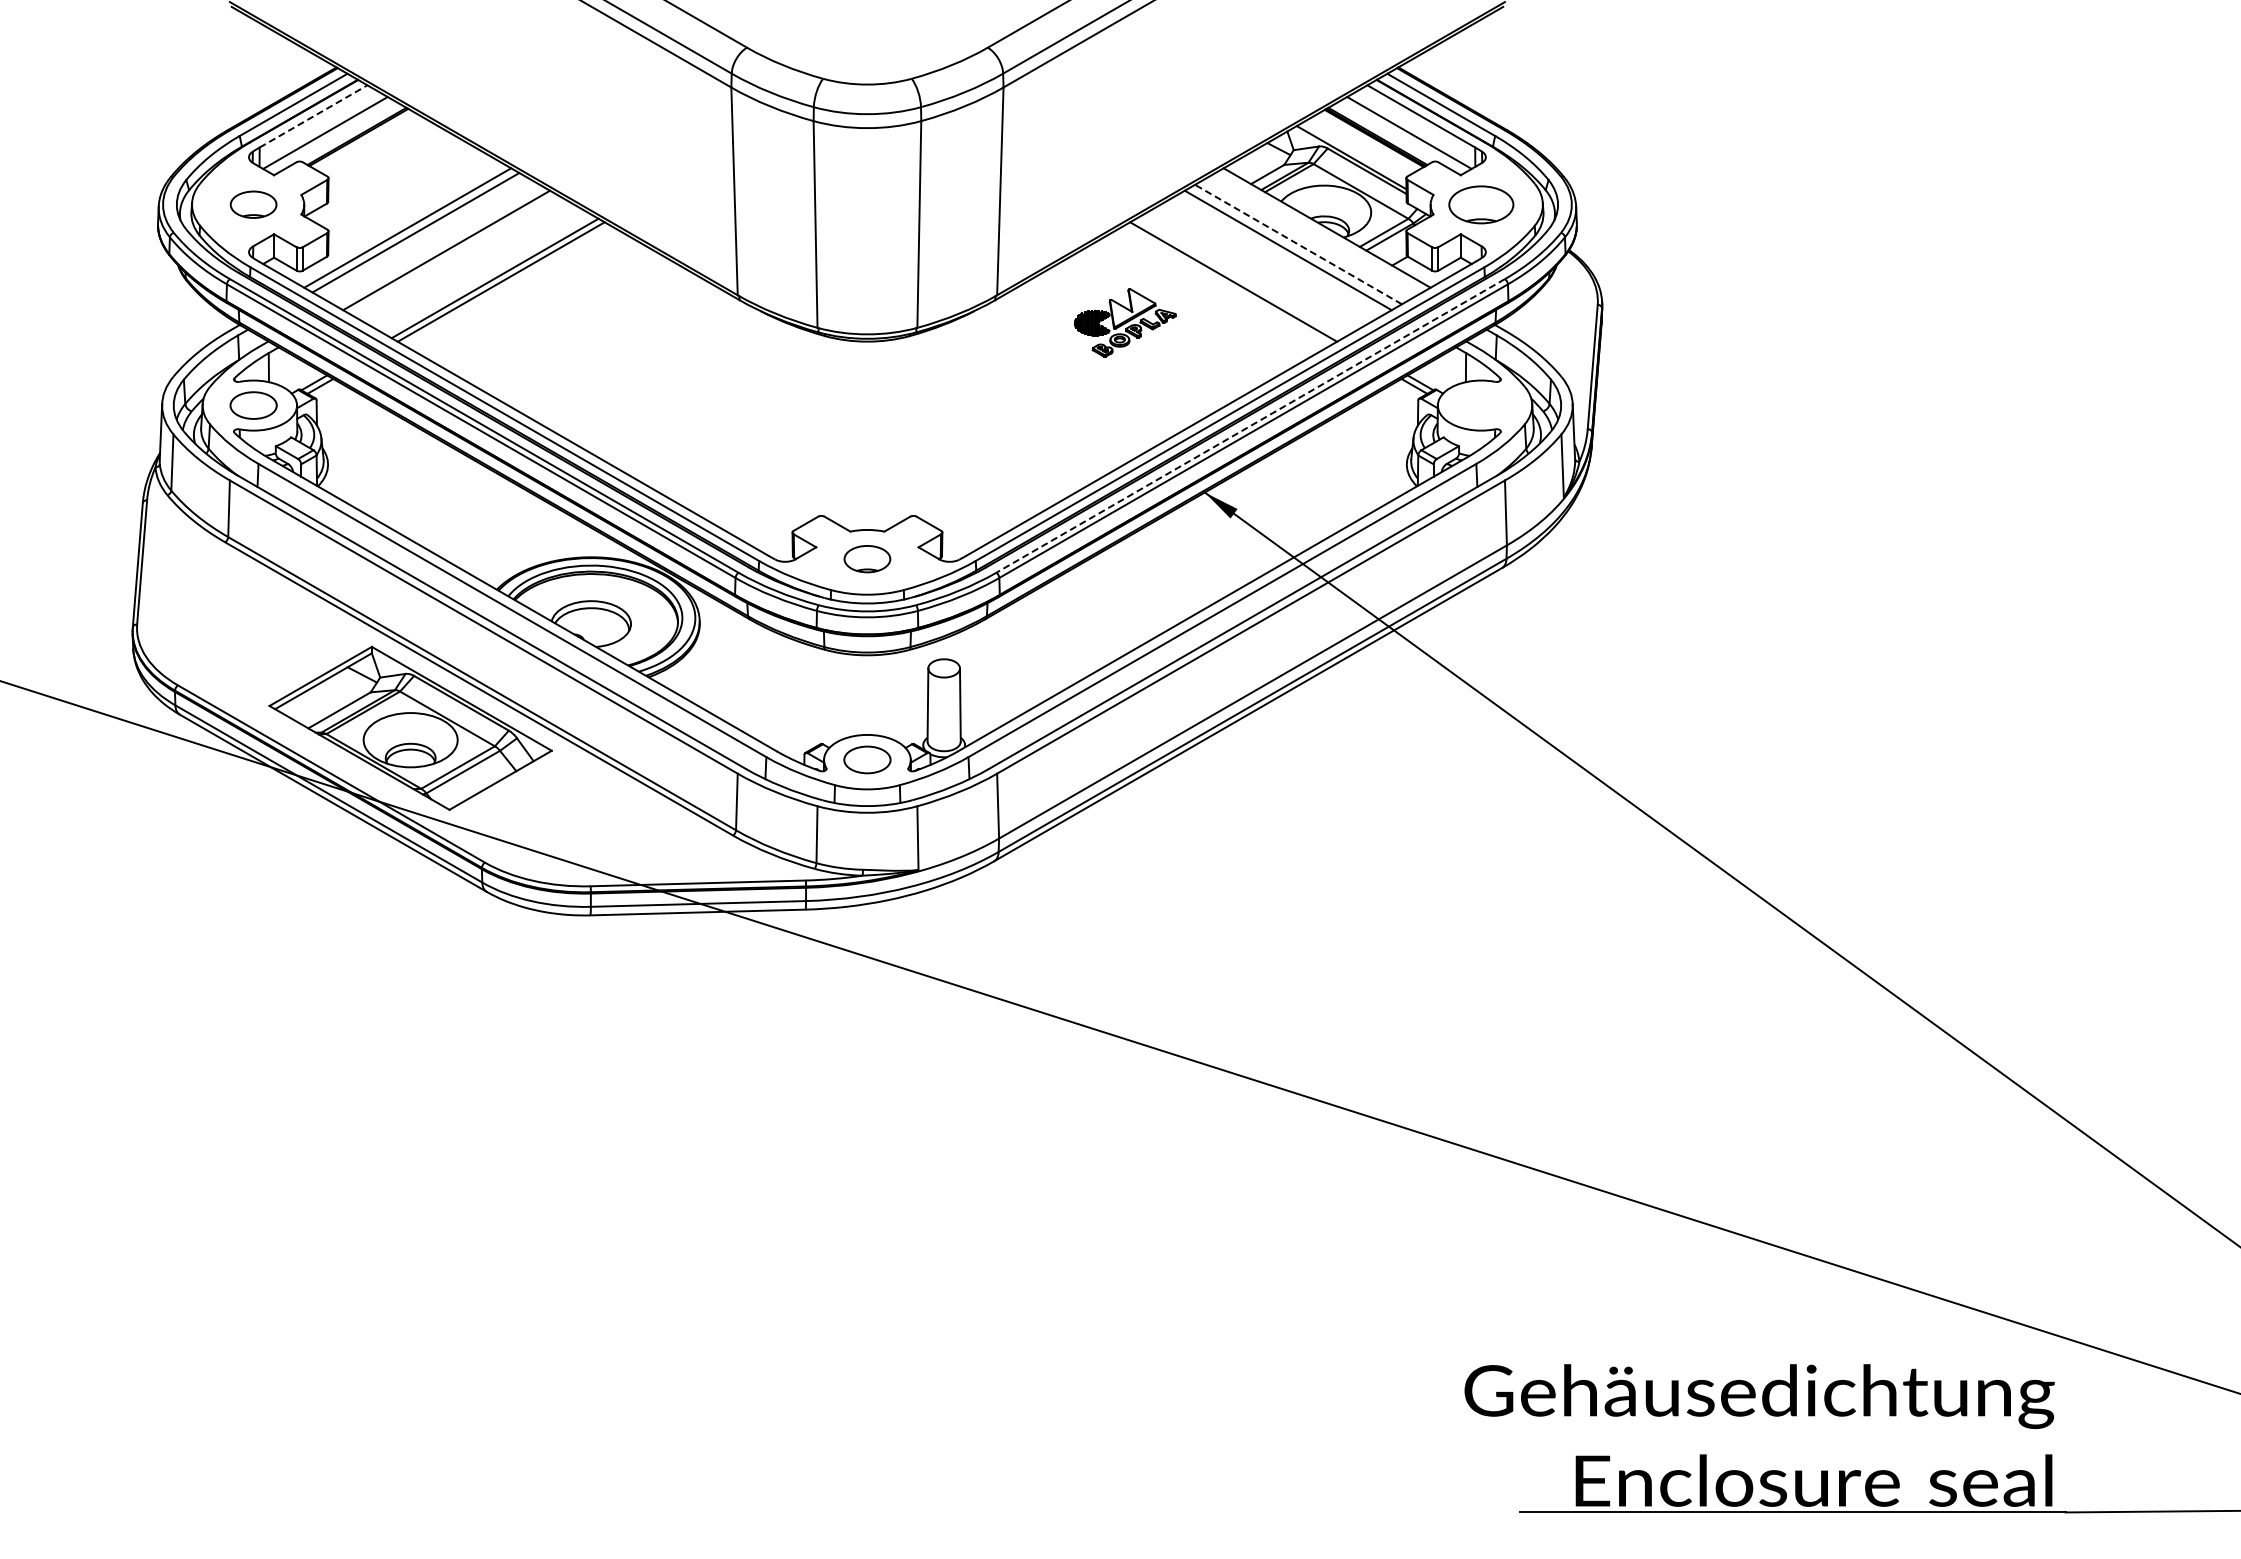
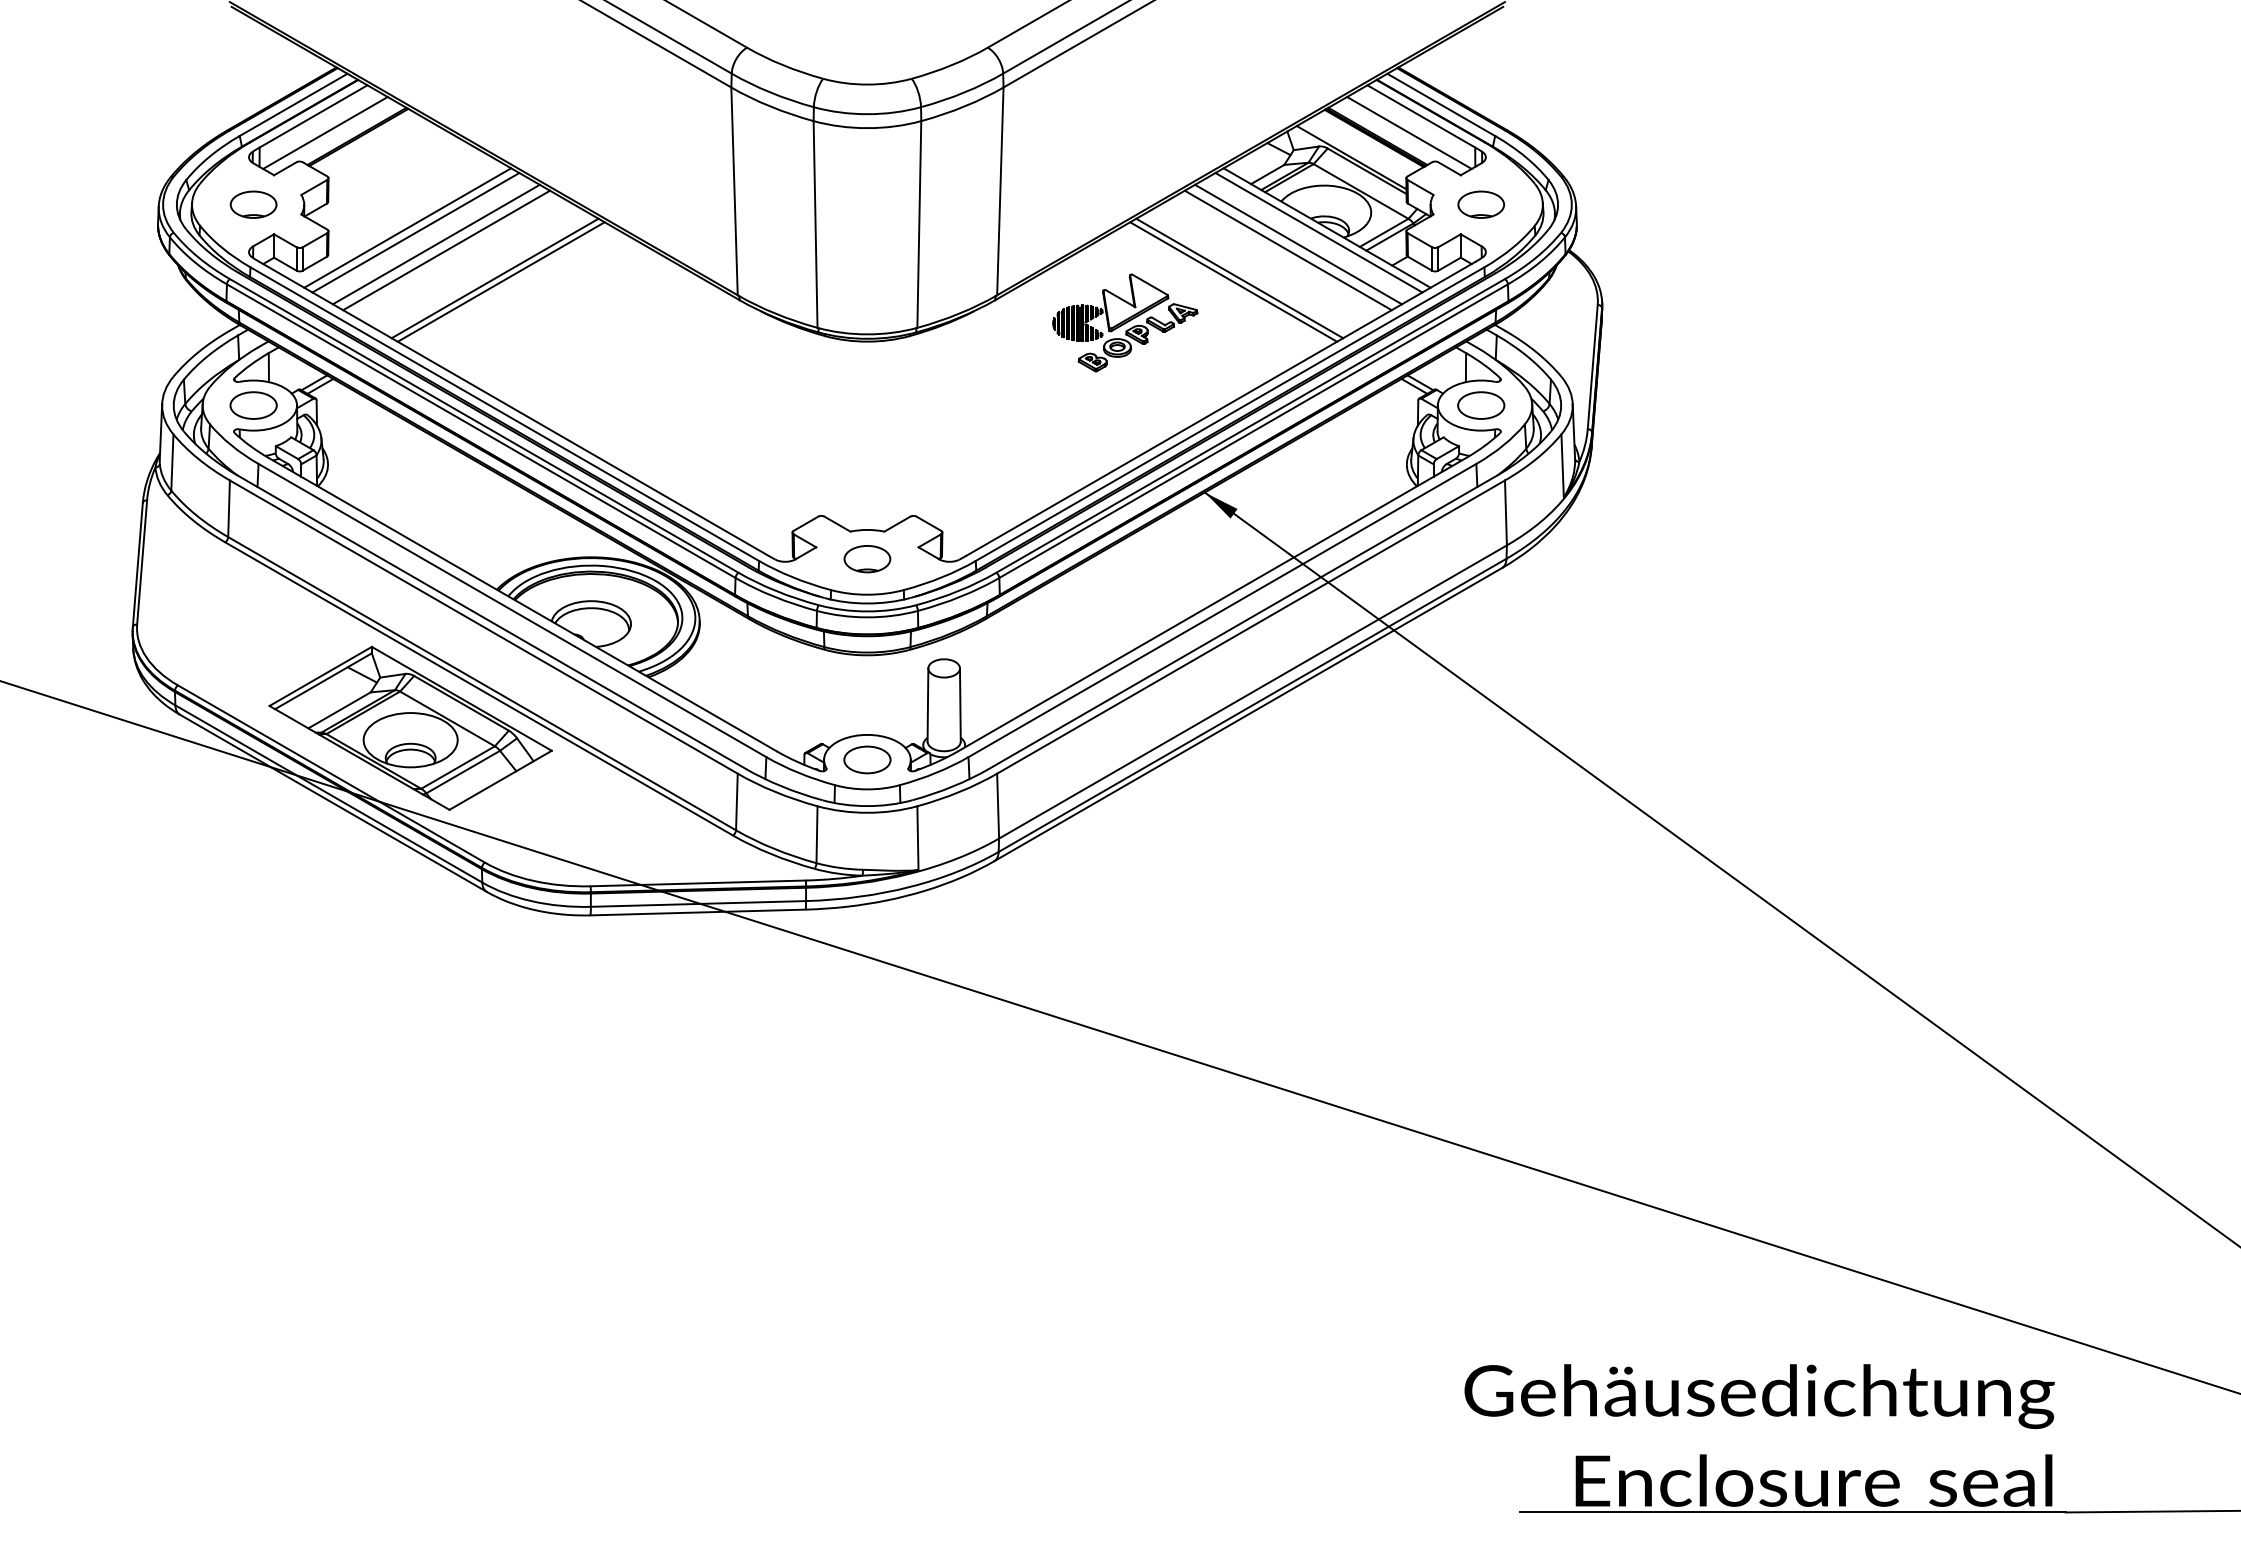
line: dashed -> solid (314, 116)
part size: 67x40 px -> 48x29 px (1480, 204)
line: none -> present (1318, 232)
line: none -> present (435, 244)
line: dashed -> solid (1298, 244)
line: none -> present (1239, 278)
part size: 103x70 px -> 147x100 px (1125, 322)
part: none -> present (1481, 405)
line: dashed -> solid (1250, 425)
